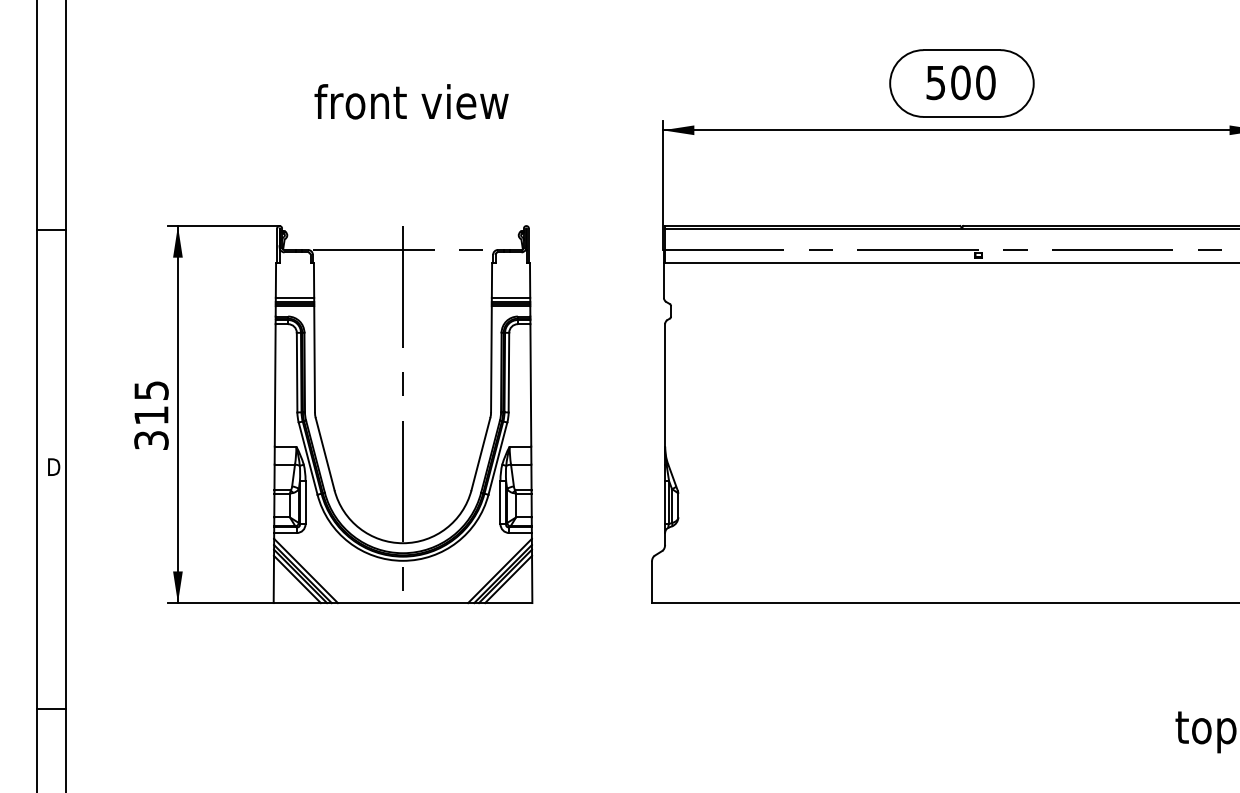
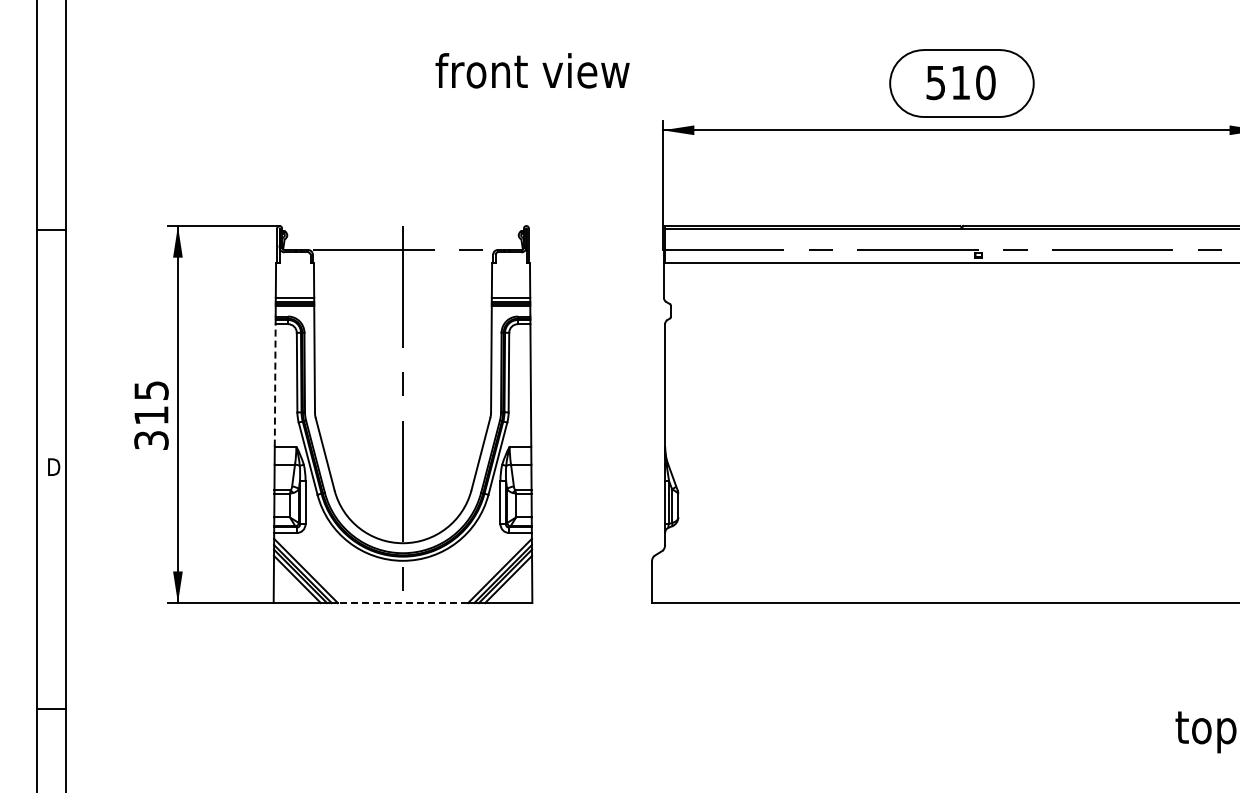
text: 500 -> 510 (960, 82)
text position: (411, 101) -> (532, 70) (532, 70)
line: solid -> dashed (275, 384)
line: solid -> dashed (402, 603)
